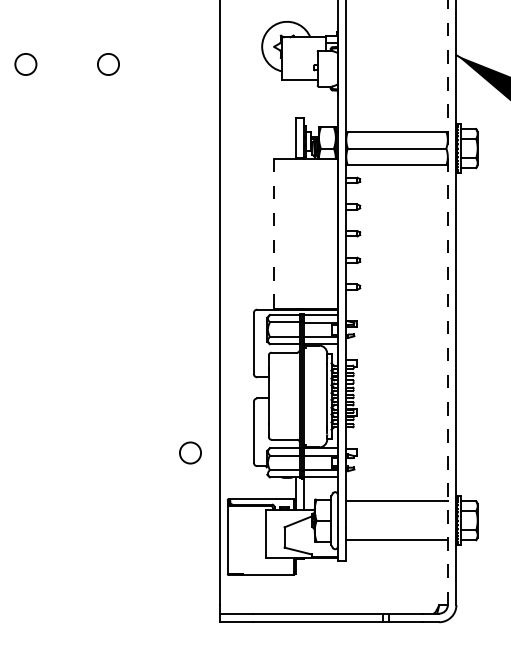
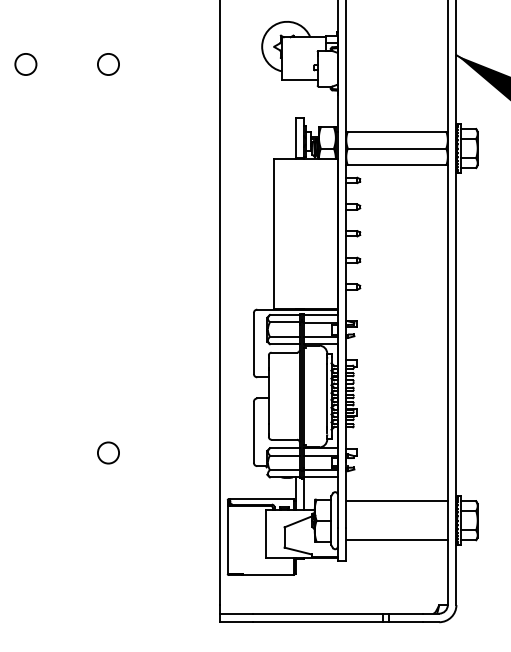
line: dashed -> solid (273, 234)
line: dashed -> solid (447, 302)
circle position: (190, 452) -> (108, 452) (108, 452)
